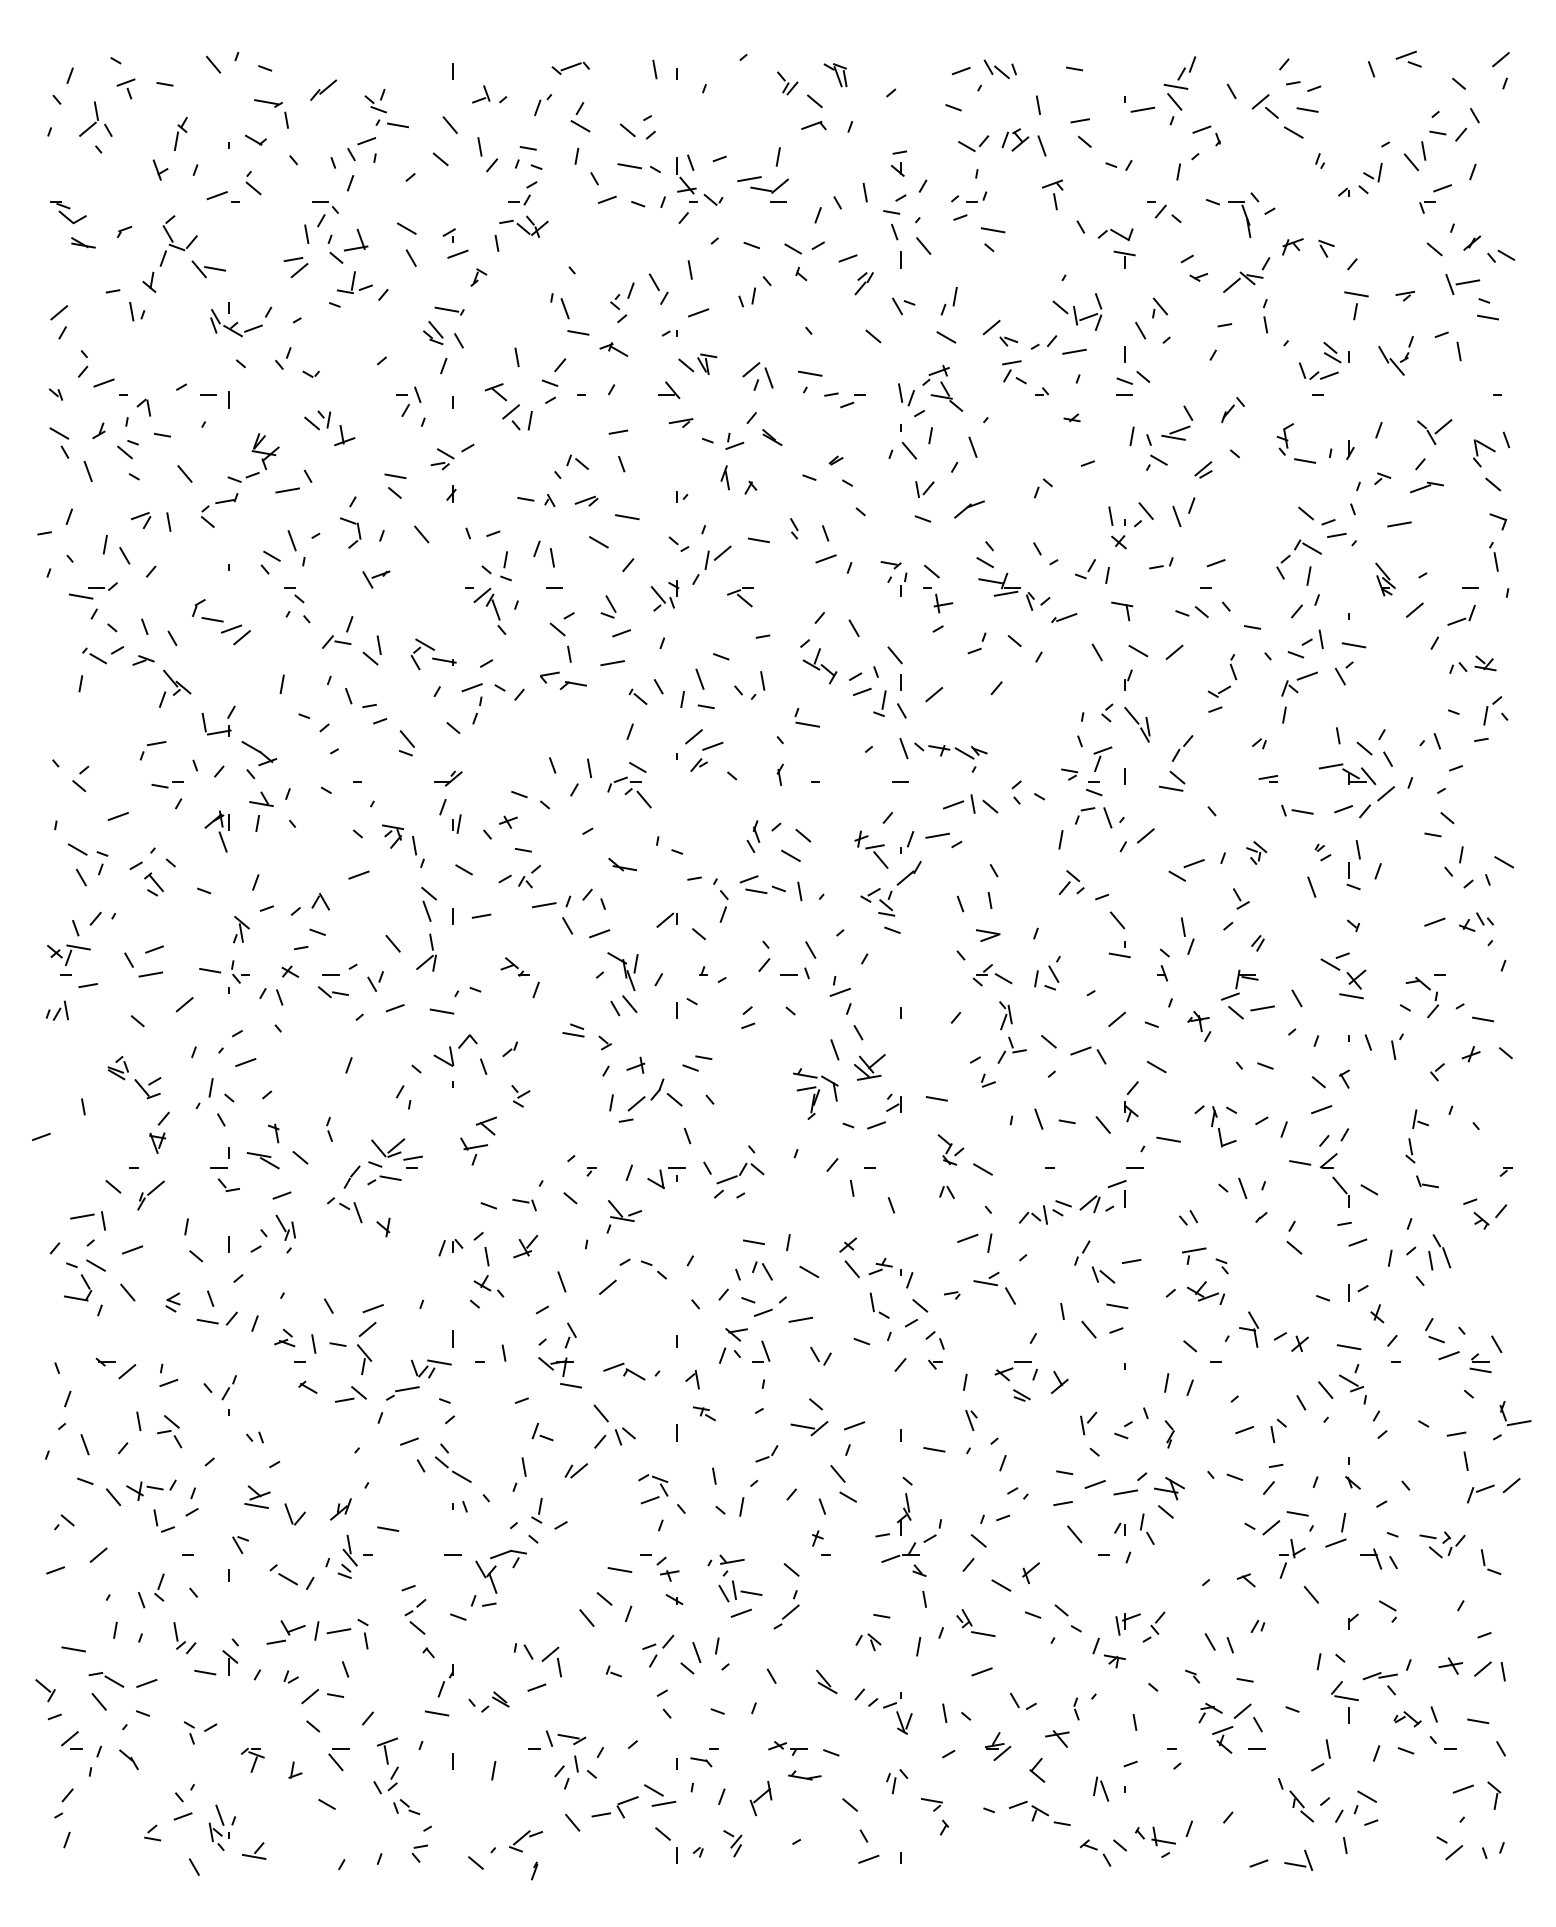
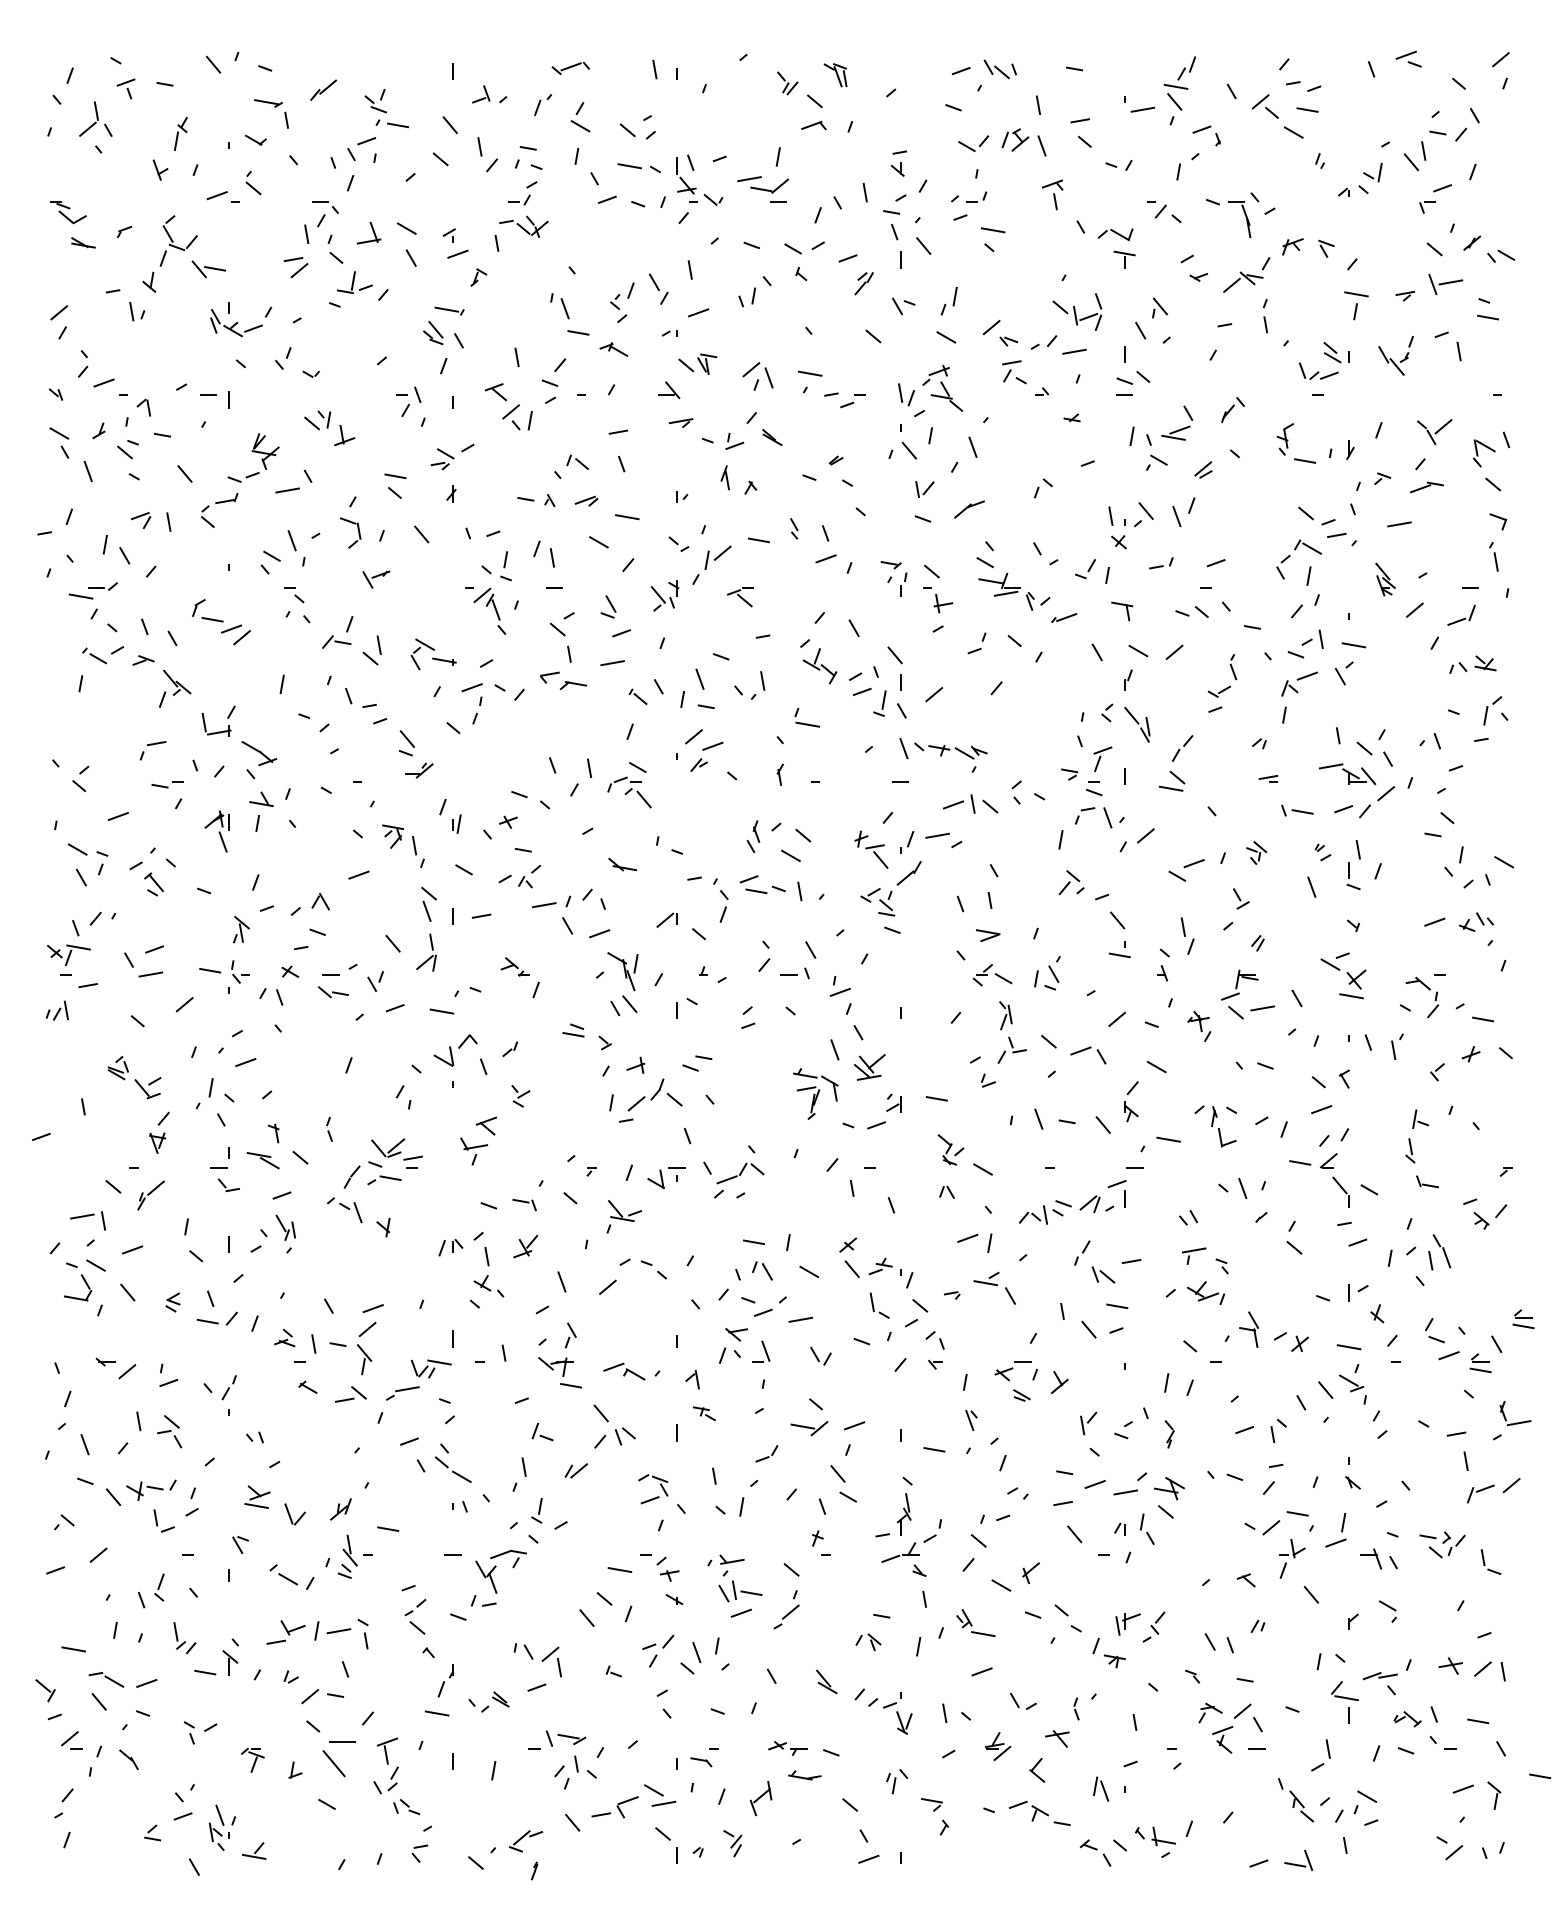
part position: (355, 239) -> (368, 232) (368, 232)
part position: (1462, 284) -> (1445, 284) (1445, 284)
part position: (448, 778) -> (419, 770) (419, 770)
part: none -> present (1523, 1319)
part size: 22x24 px -> 34x37 px (338, 1759)
line: none -> present (1540, 1776)
